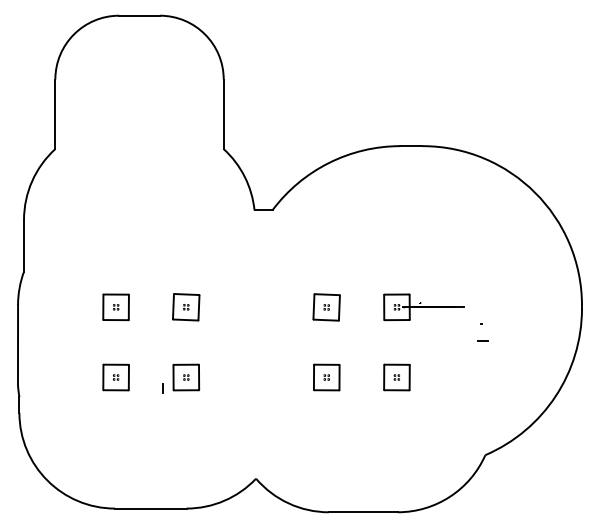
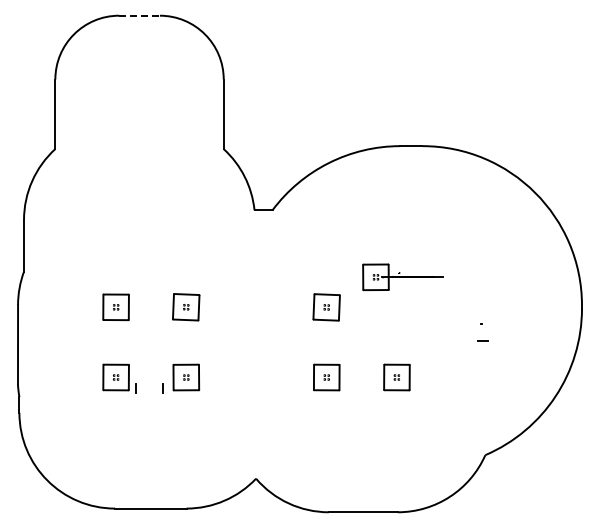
line: solid -> dashed (140, 15)
part position: (423, 307) -> (402, 277) (402, 277)
line: none -> present (135, 388)
